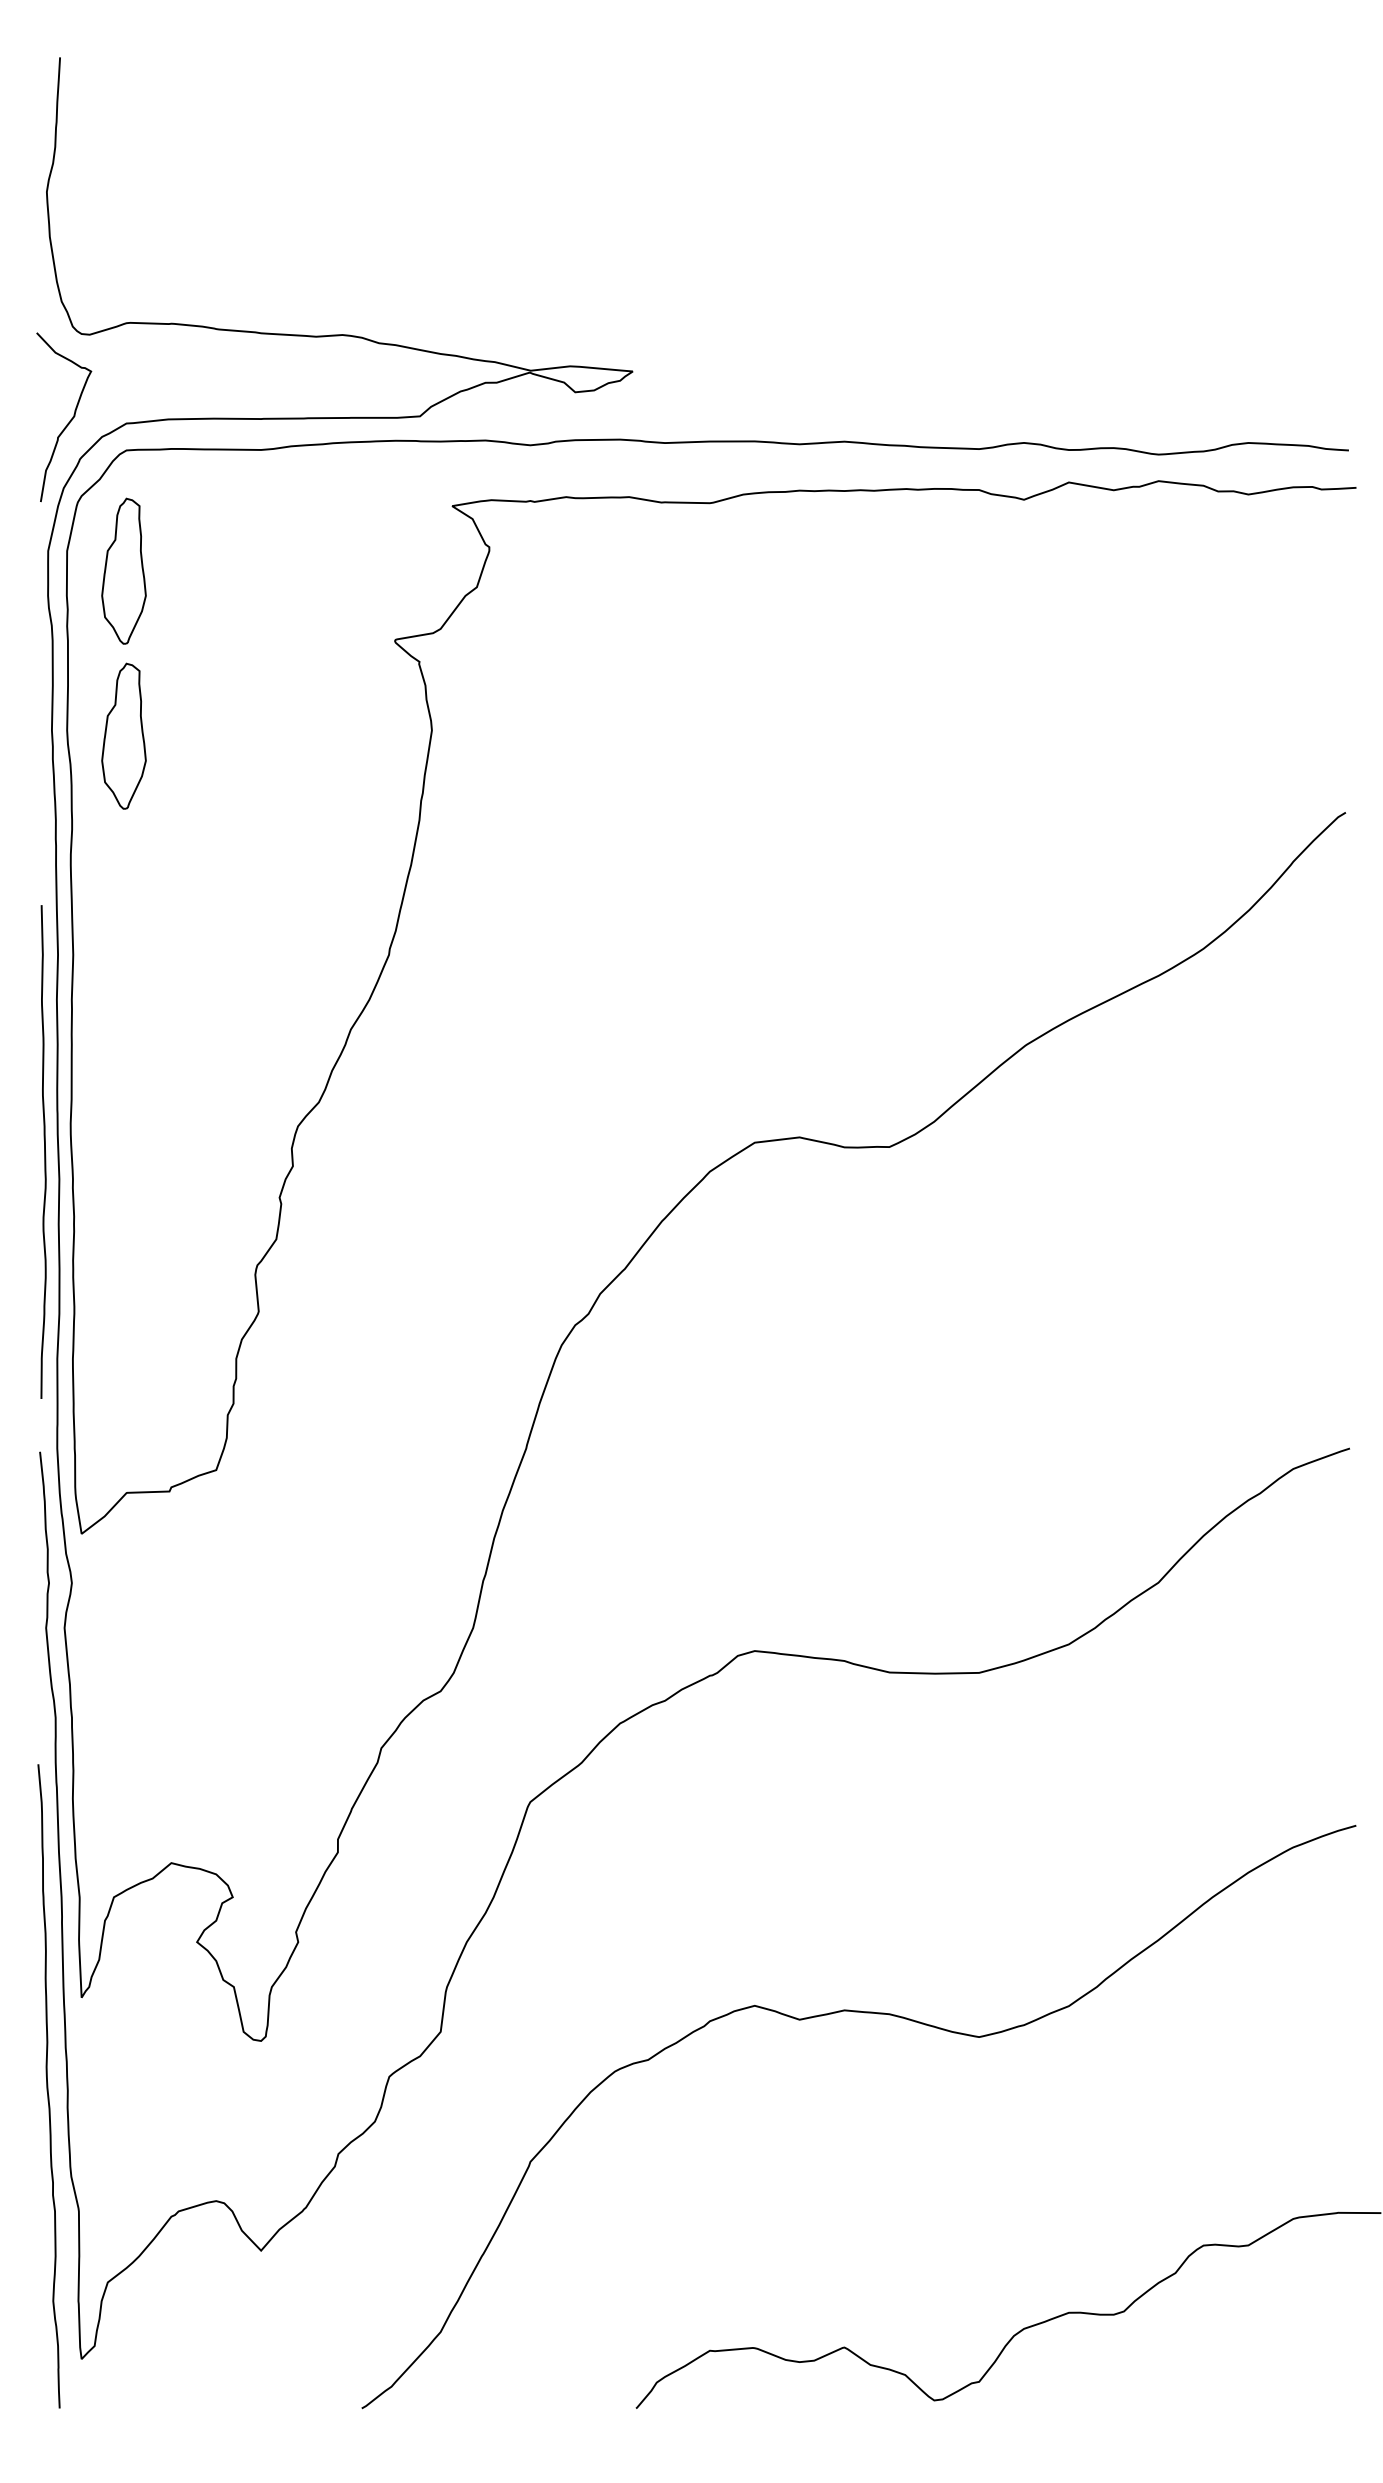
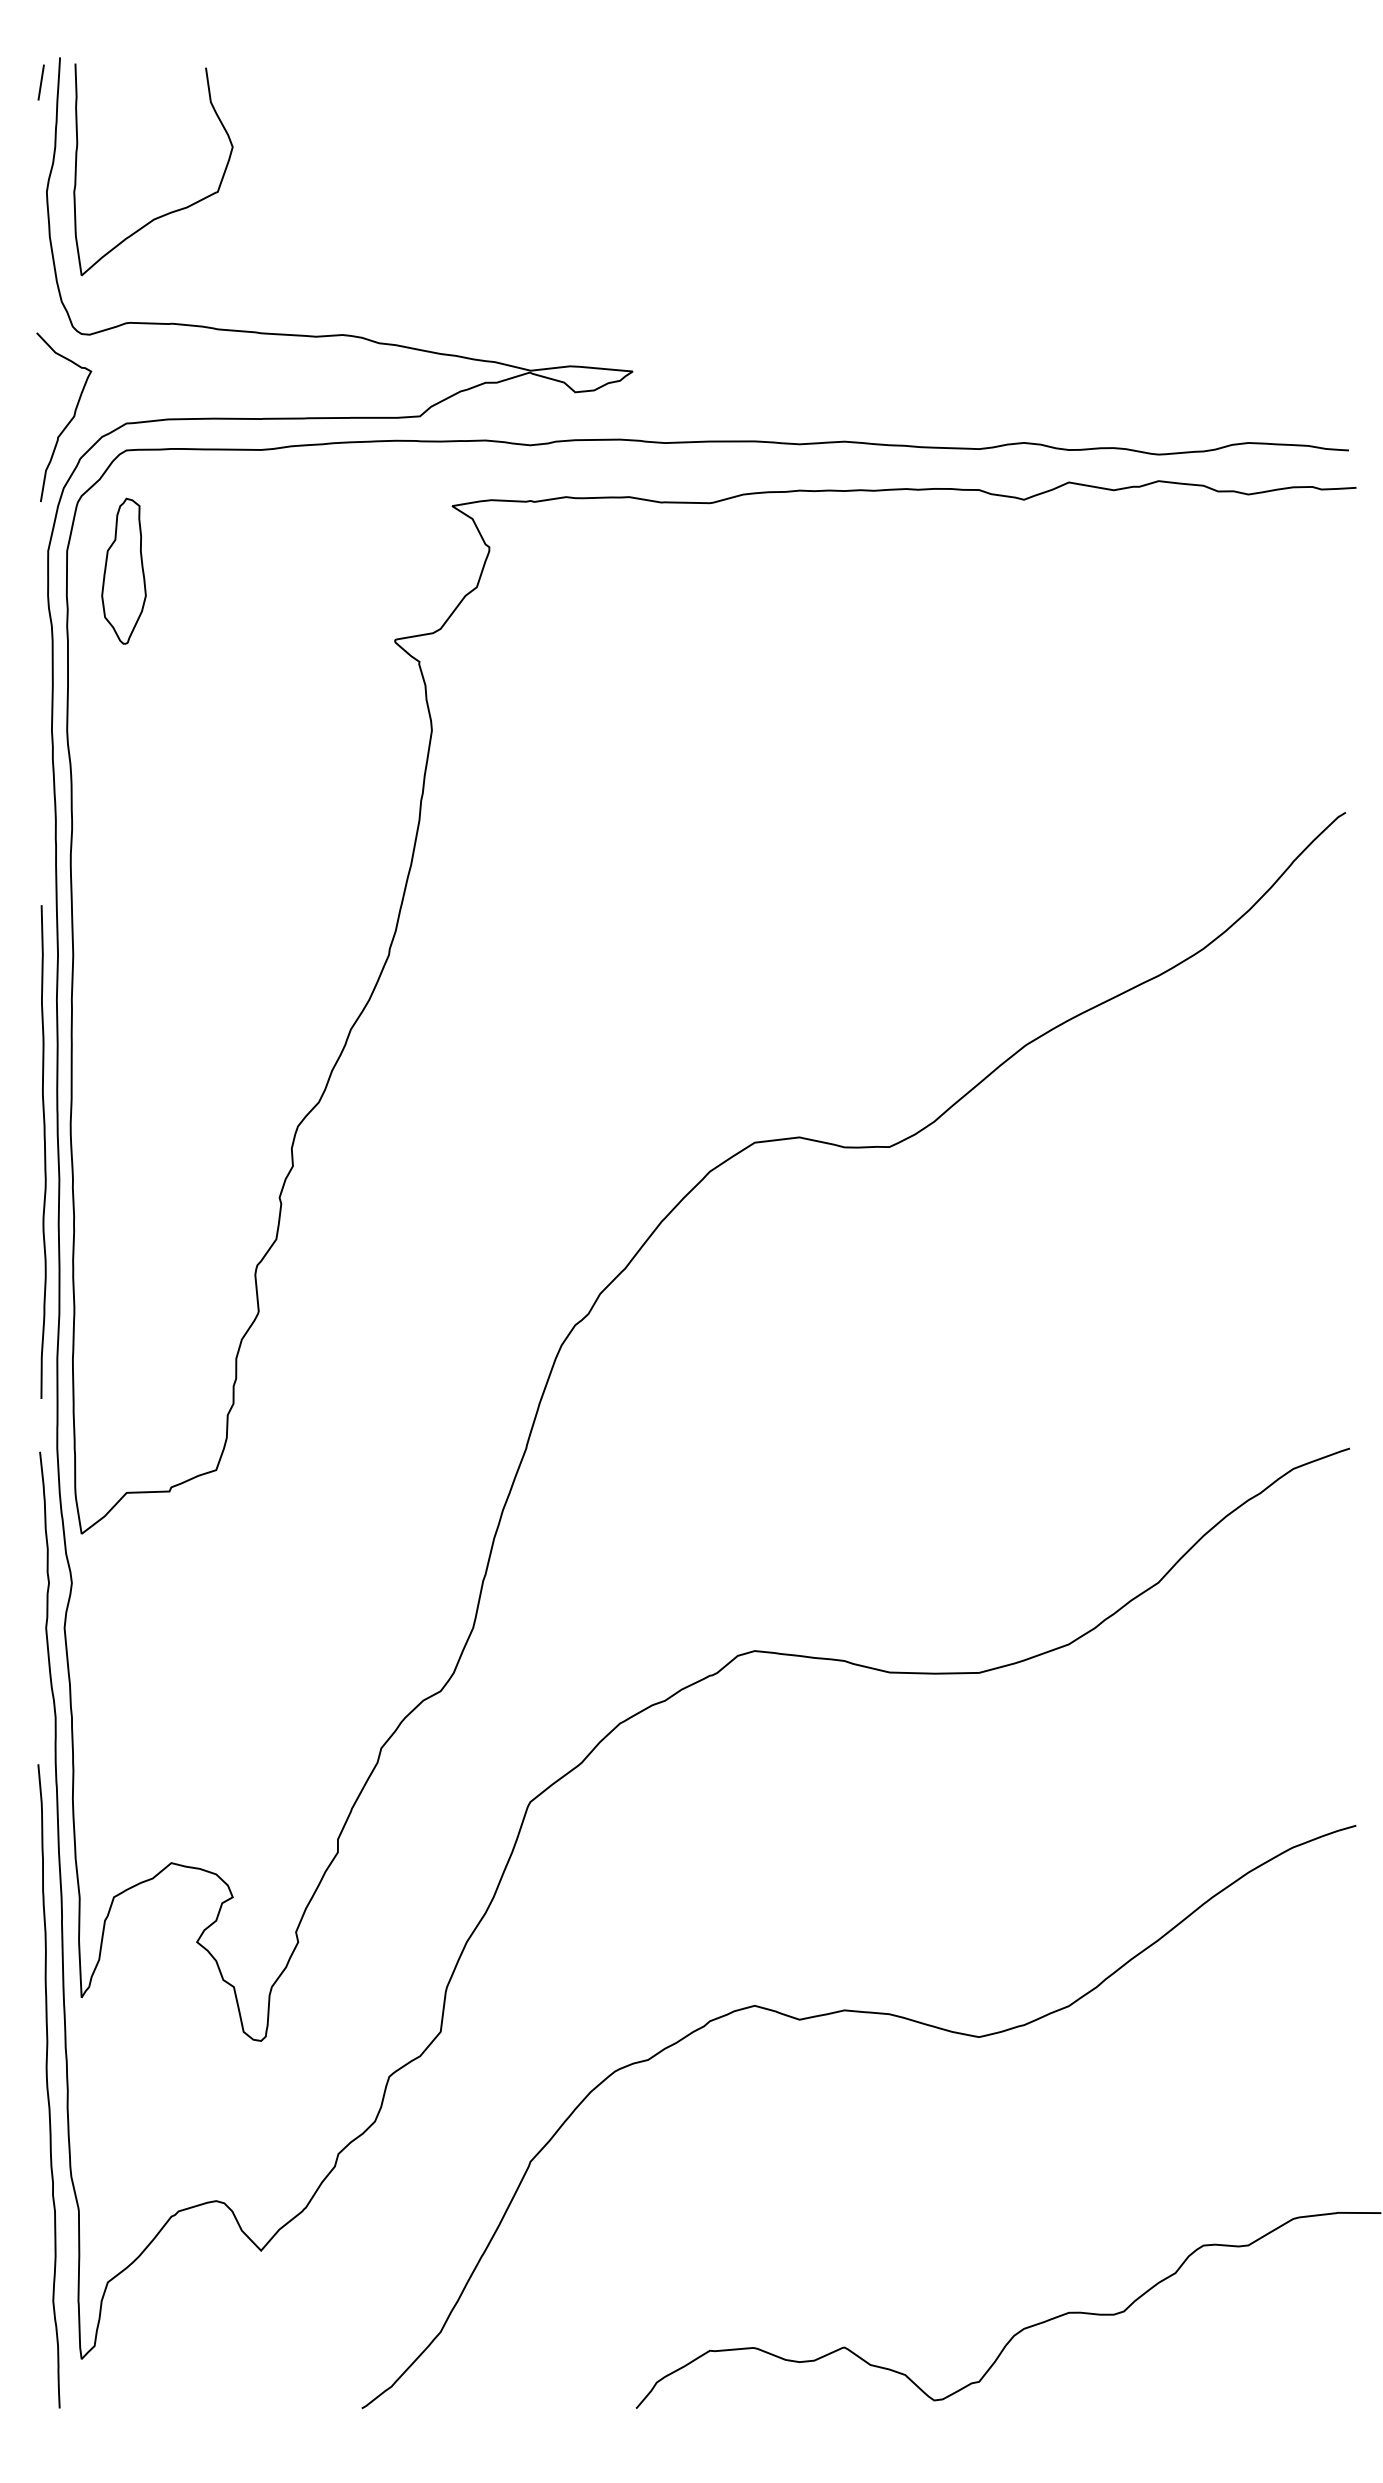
line: none -> present (40, 82)
curve: none -> present (170, 211)
part: present -> none (123, 735)
